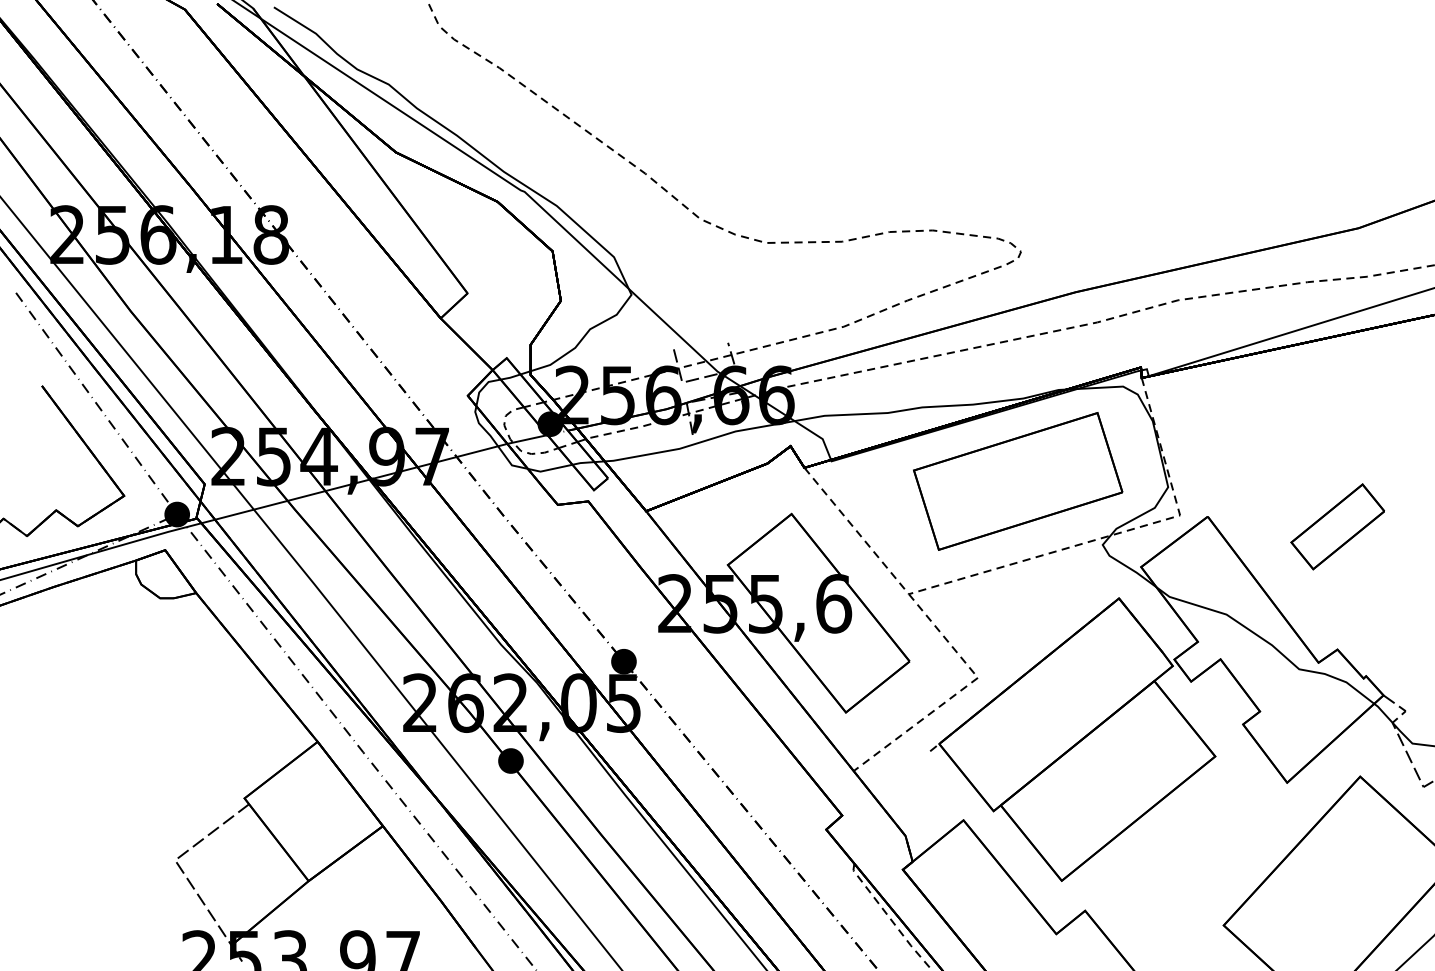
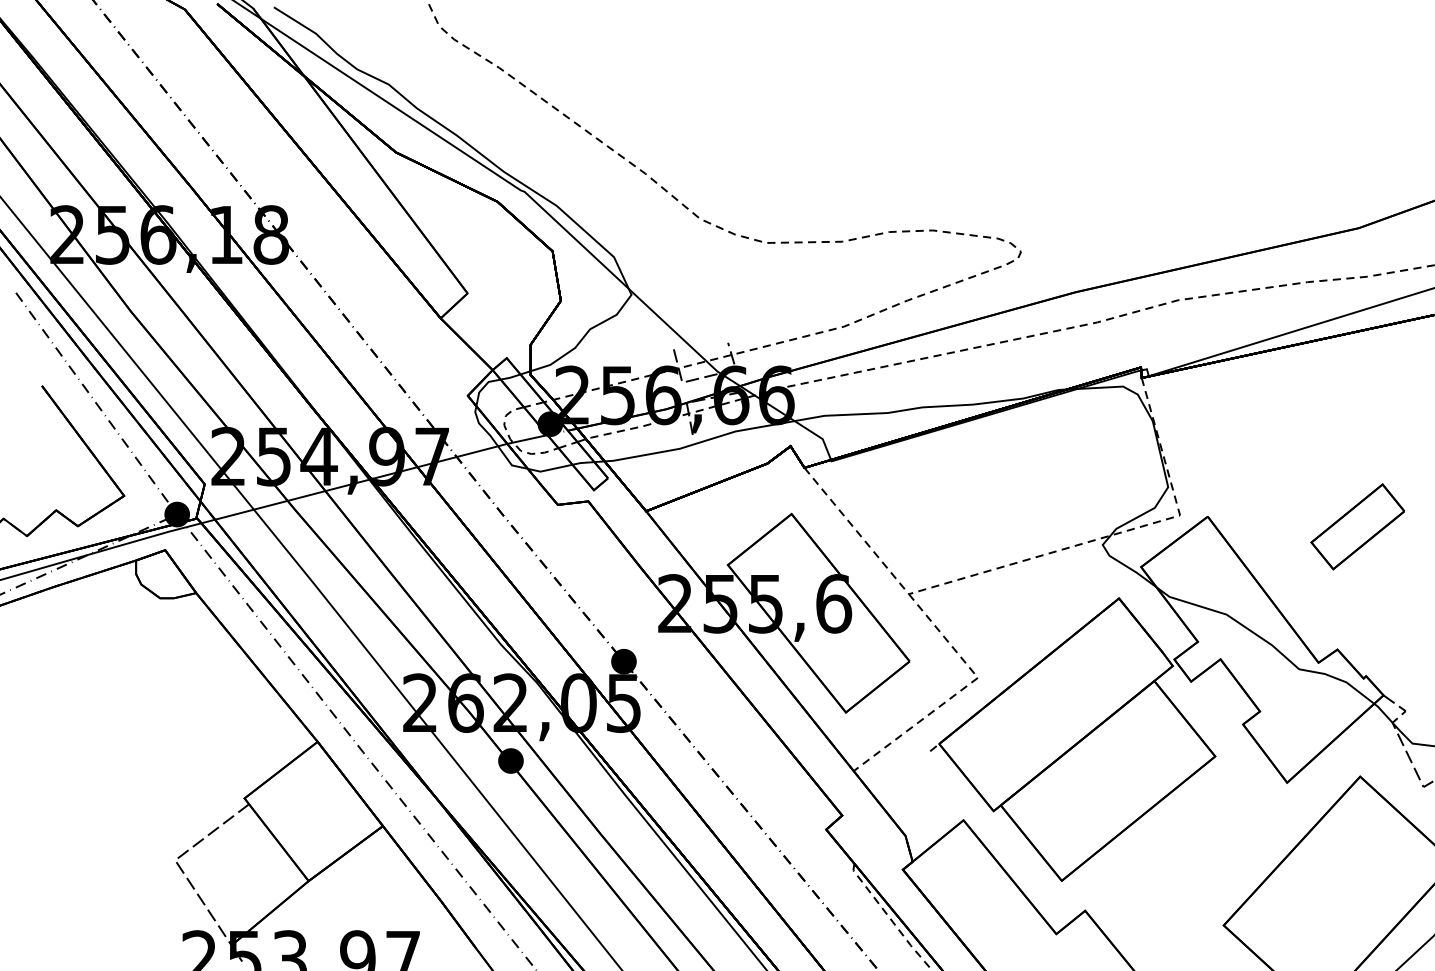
part: present -> none (1018, 481)
part position: (1337, 526) -> (1357, 526) (1357, 526)
